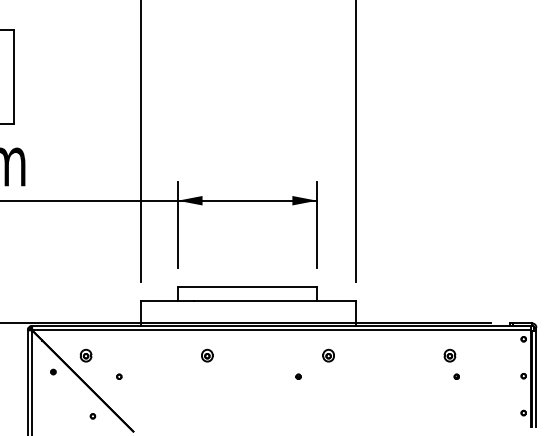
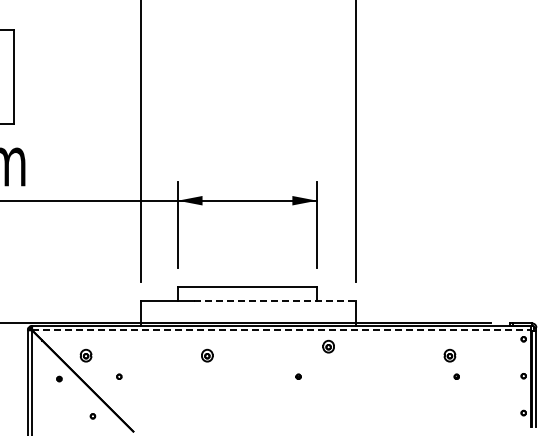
line: solid -> dashed (275, 301)
line: solid -> dashed (281, 330)
part position: (328, 355) -> (328, 346) (328, 346)
part position: (53, 371) -> (59, 378) (59, 378)
